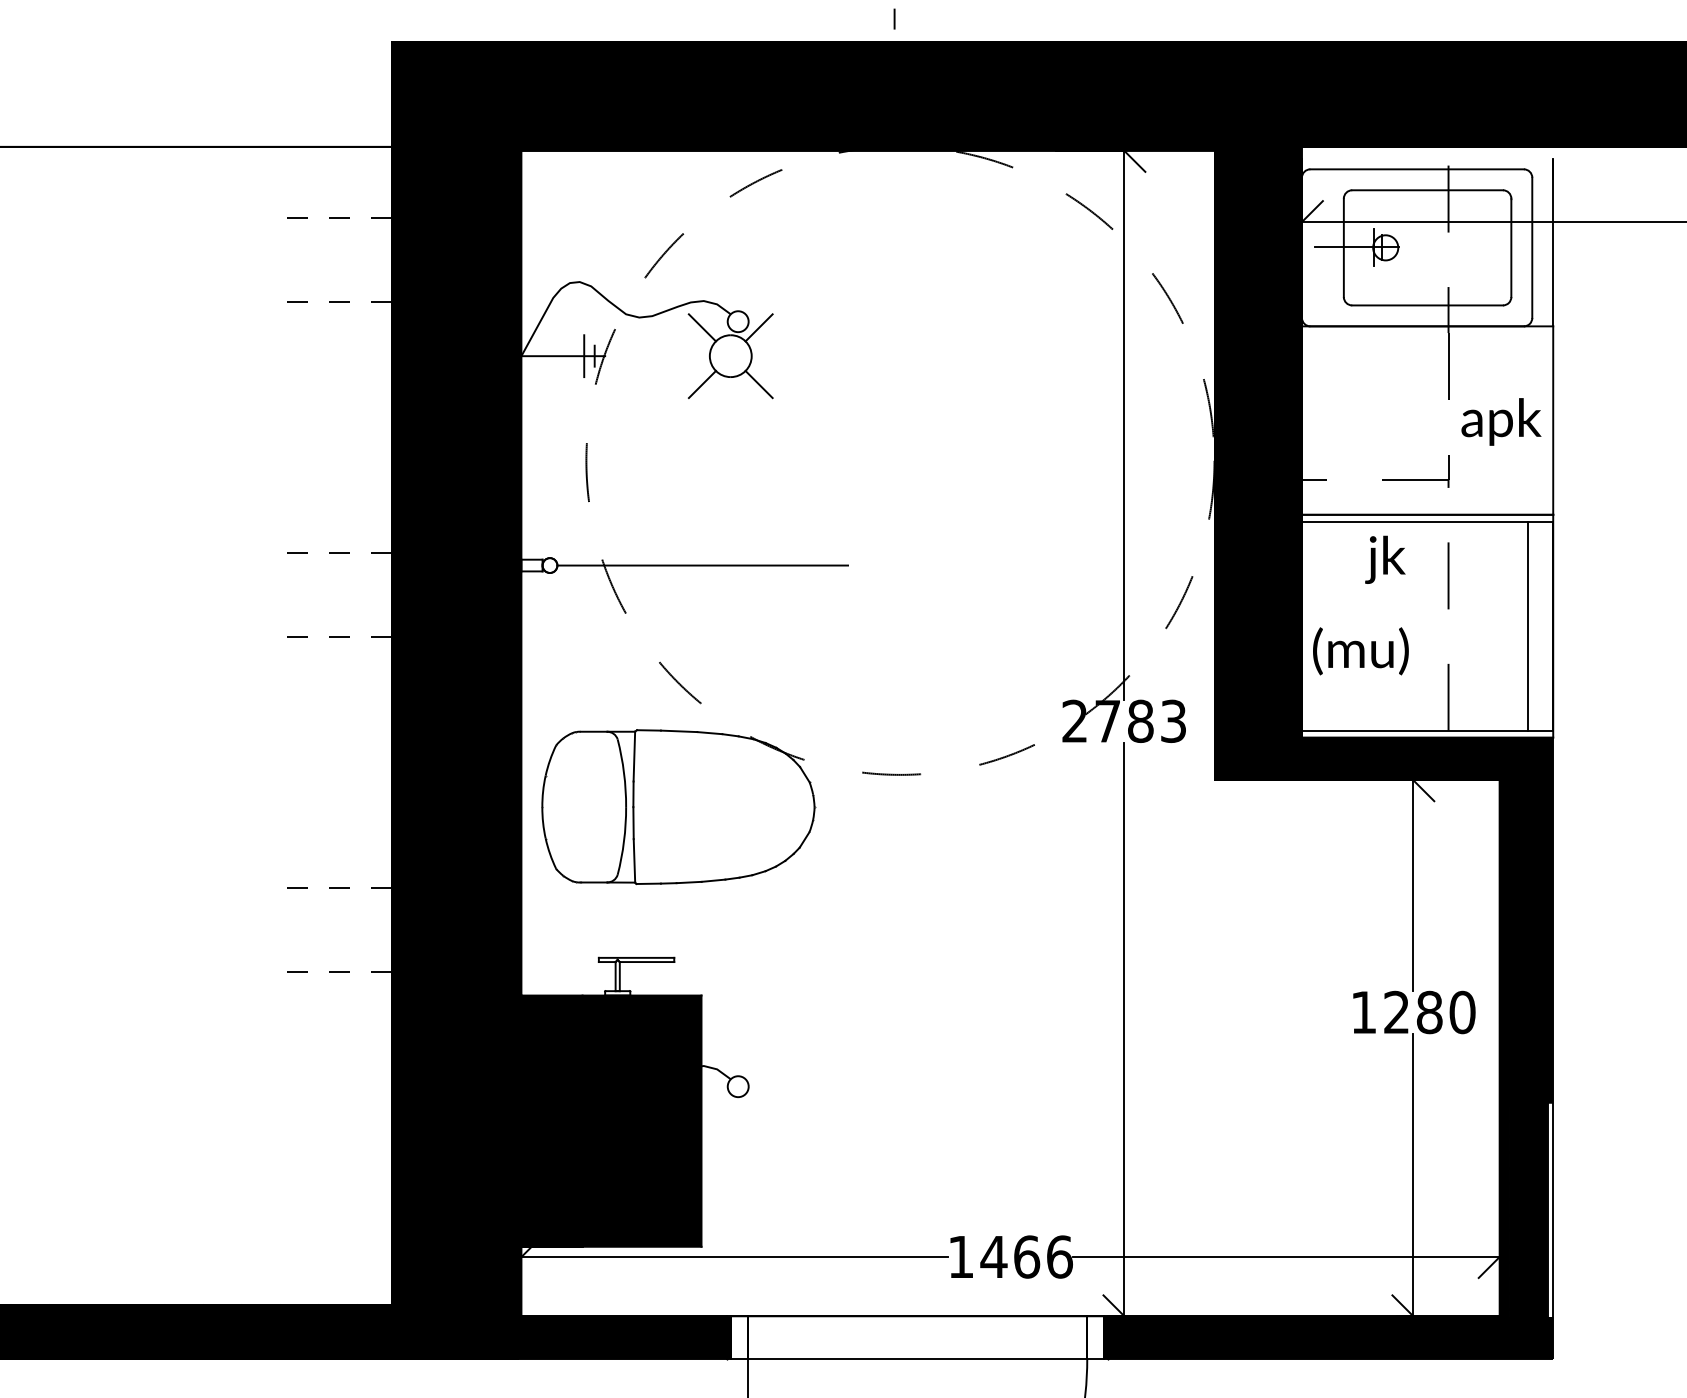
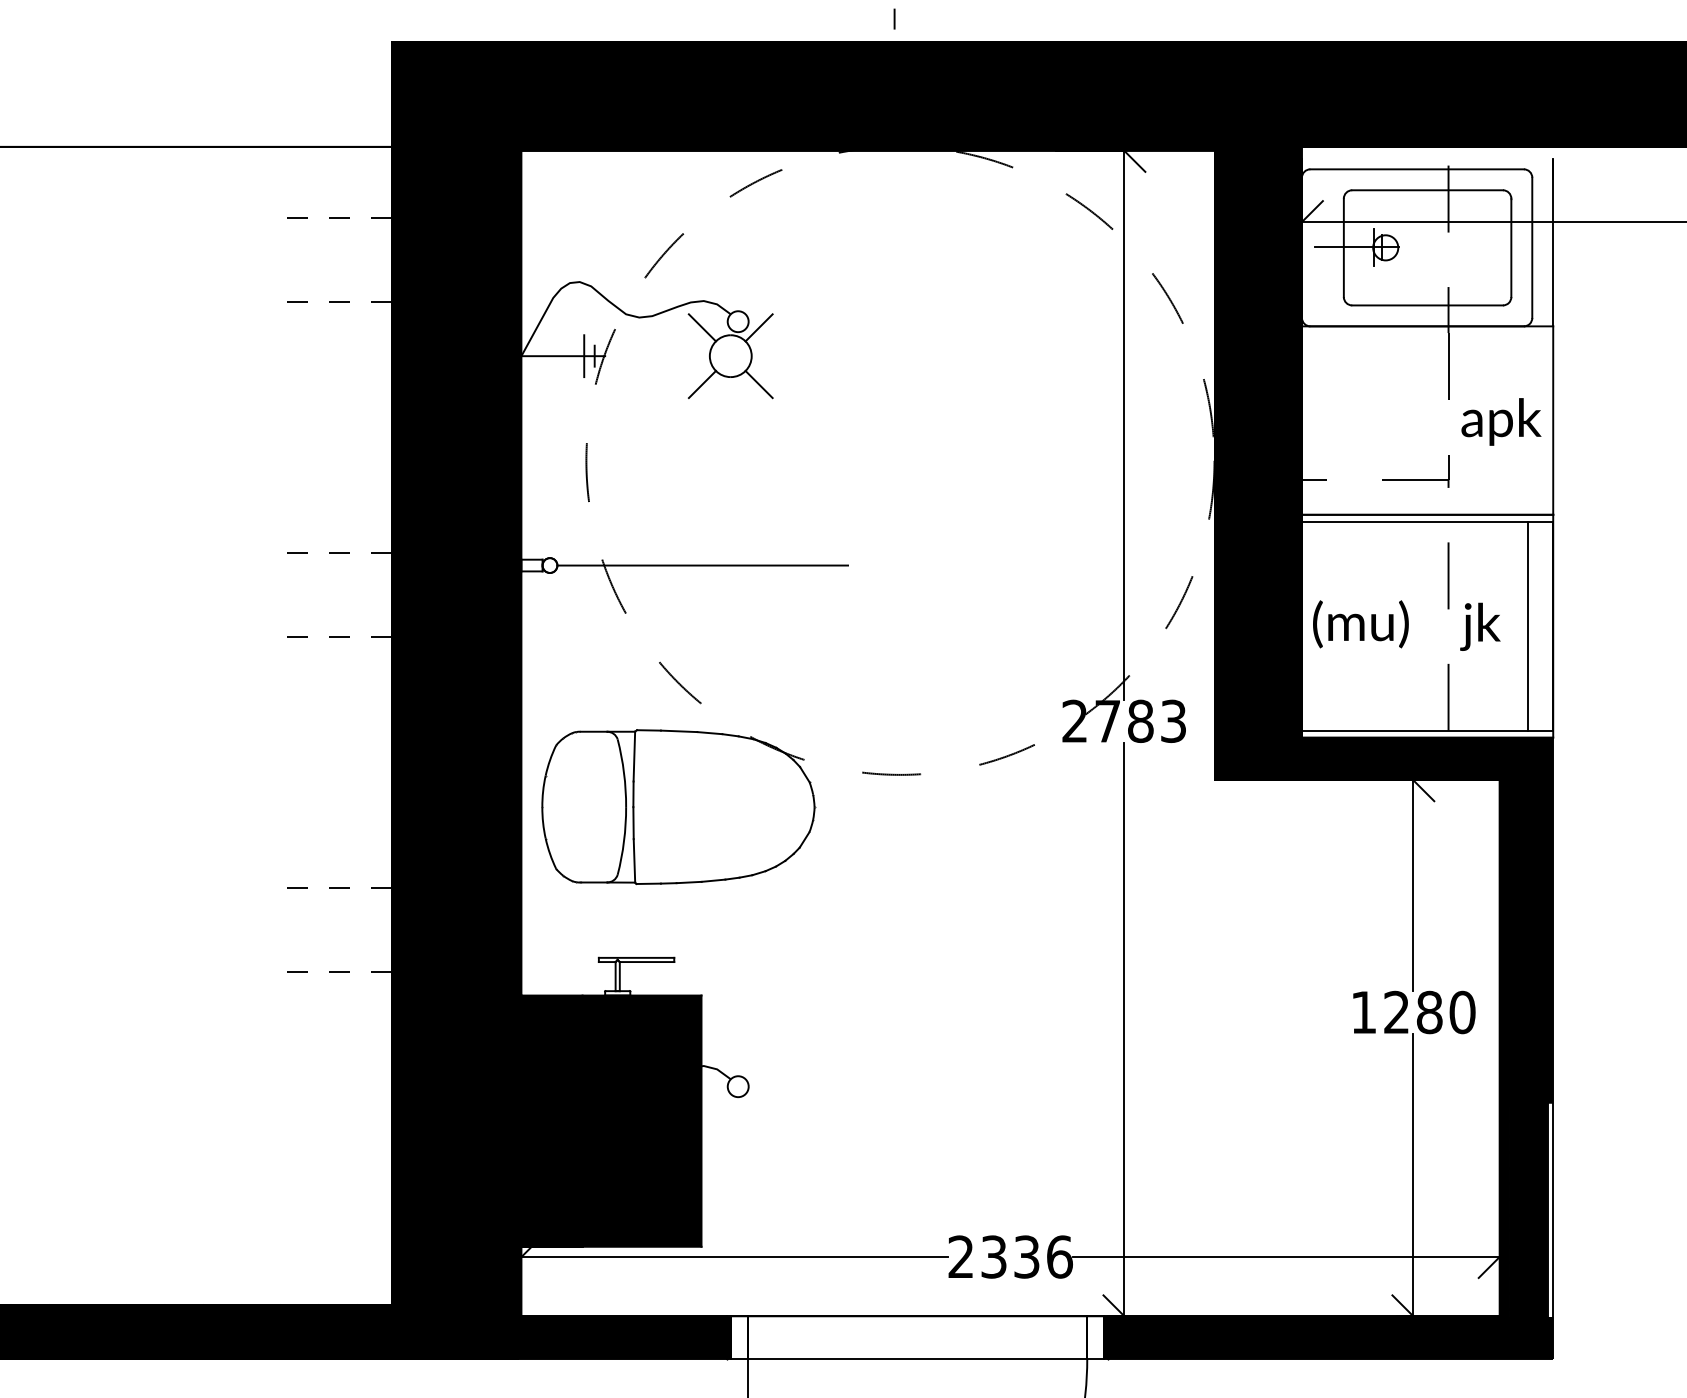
text position: (1385, 559) -> (1480, 626) (1480, 626)
text position: (1360, 651) -> (1360, 624) (1360, 624)
text: 1466 -> 2336 (994, 1256)
